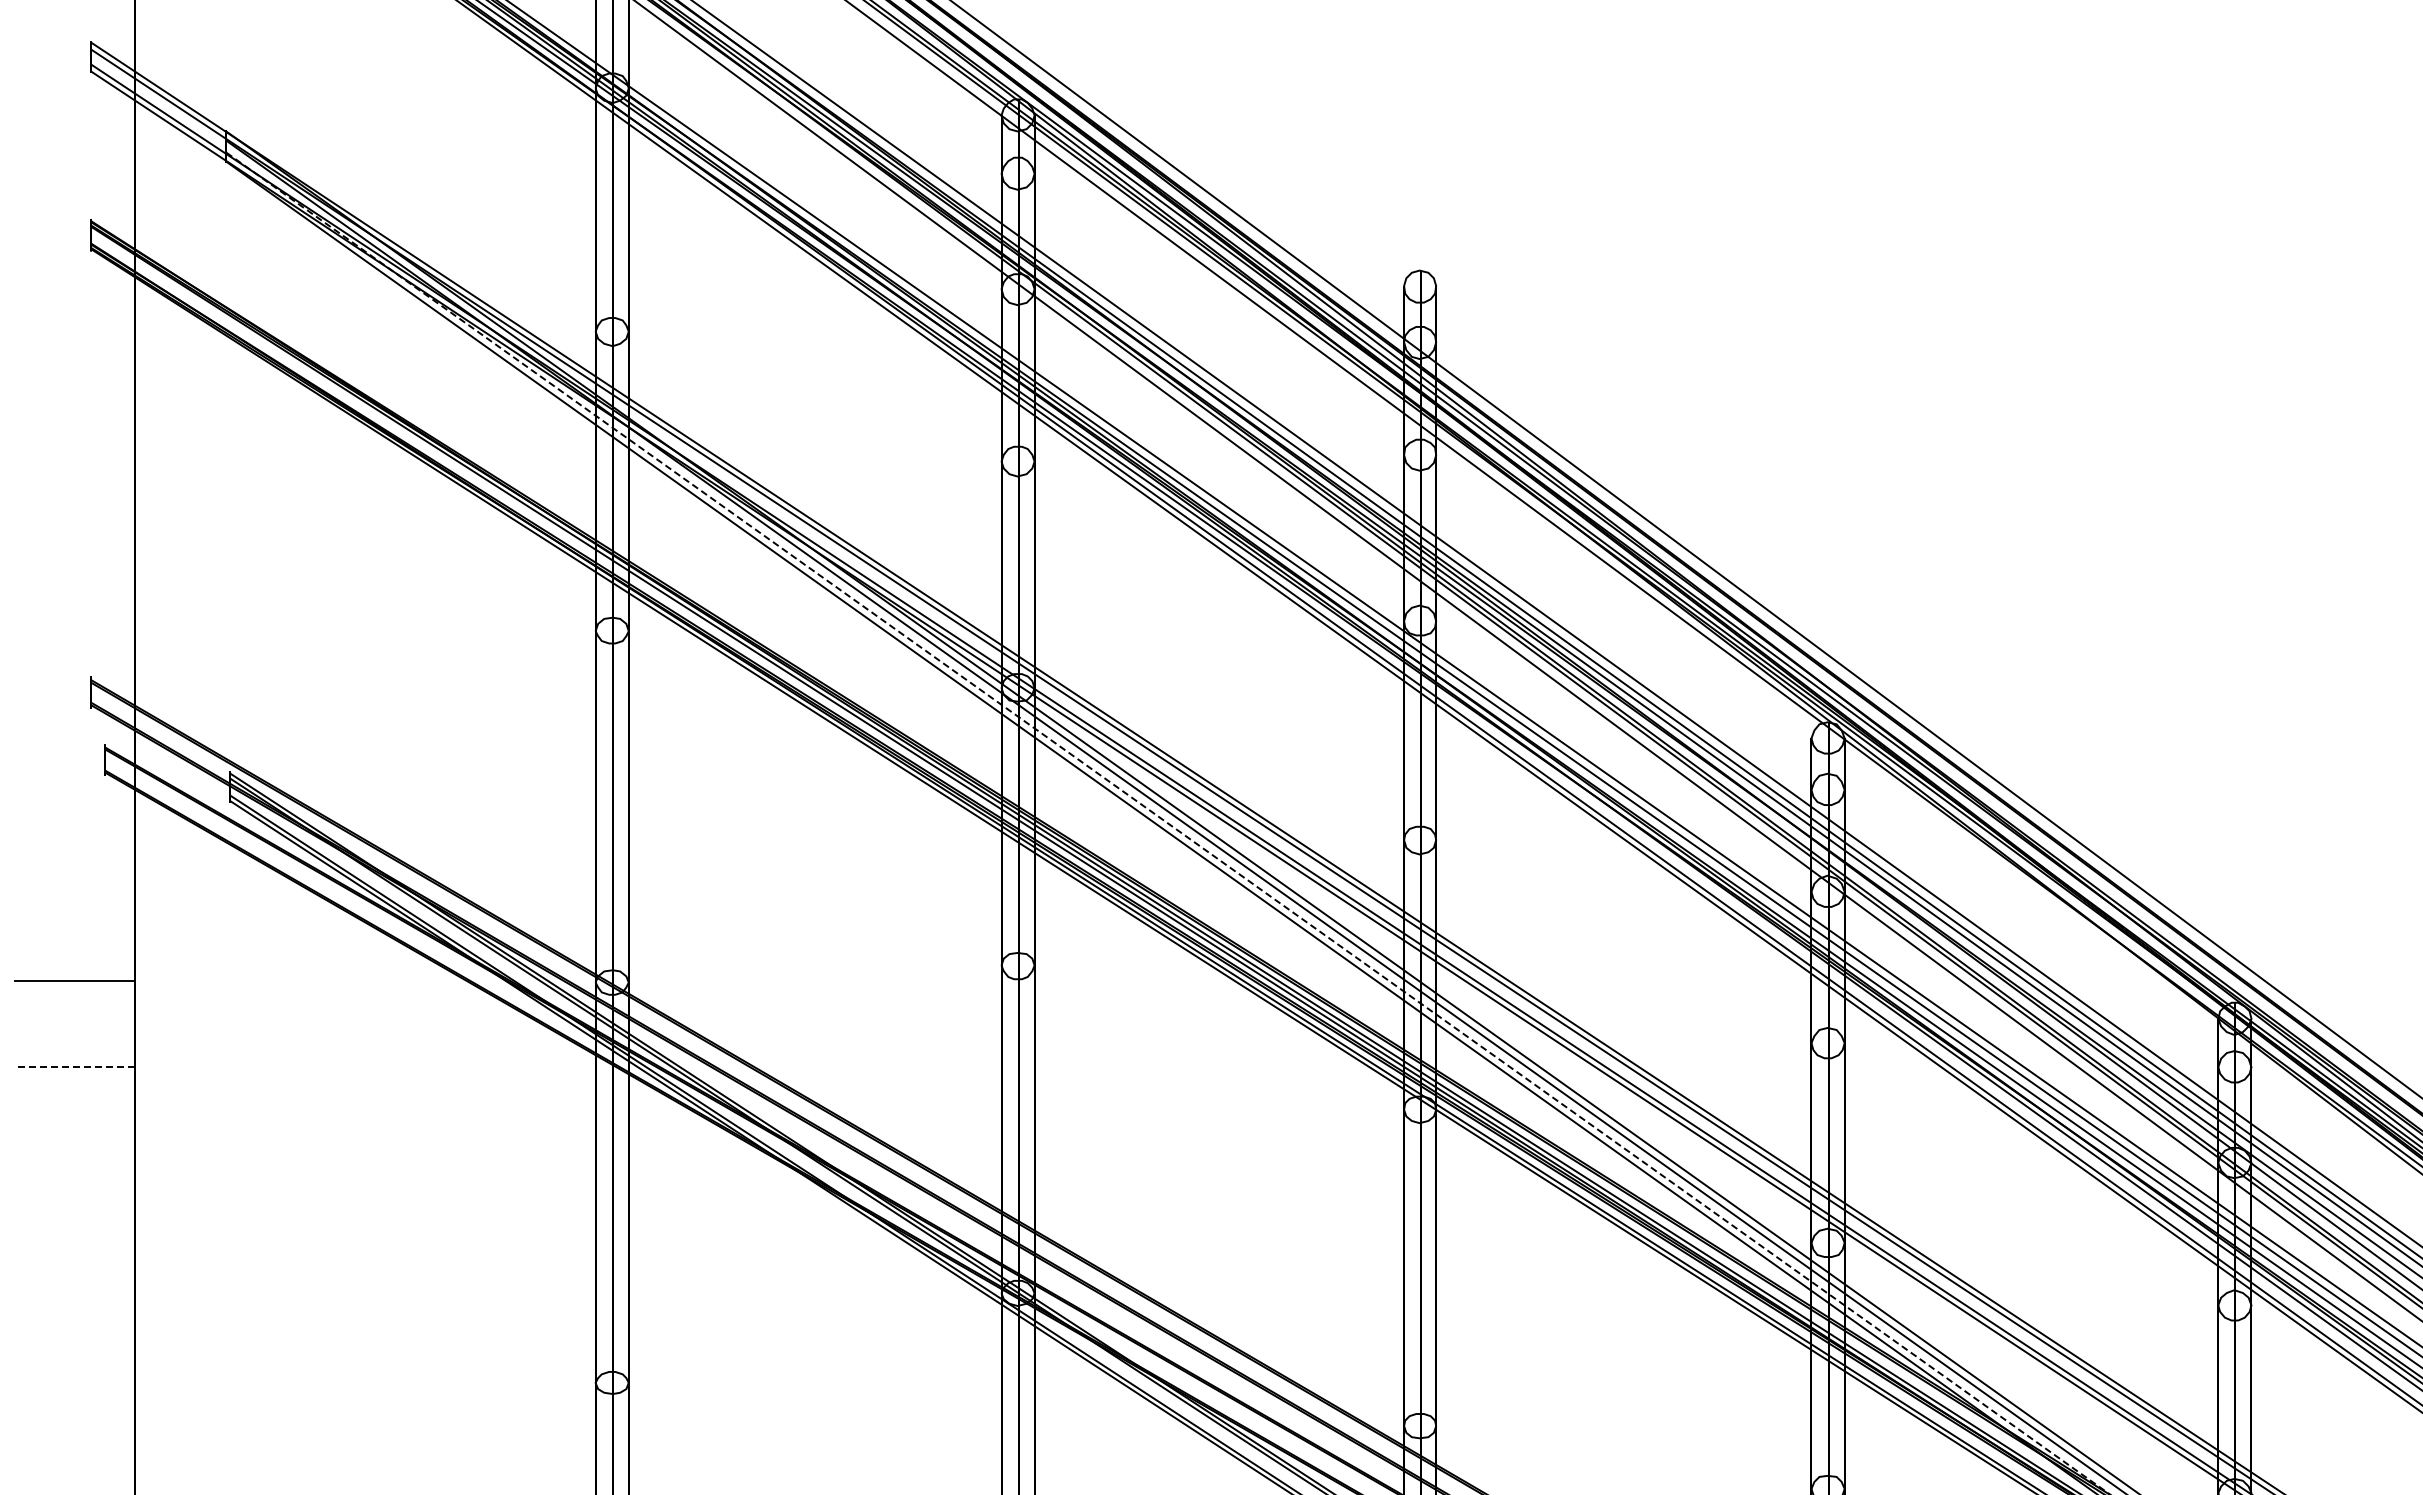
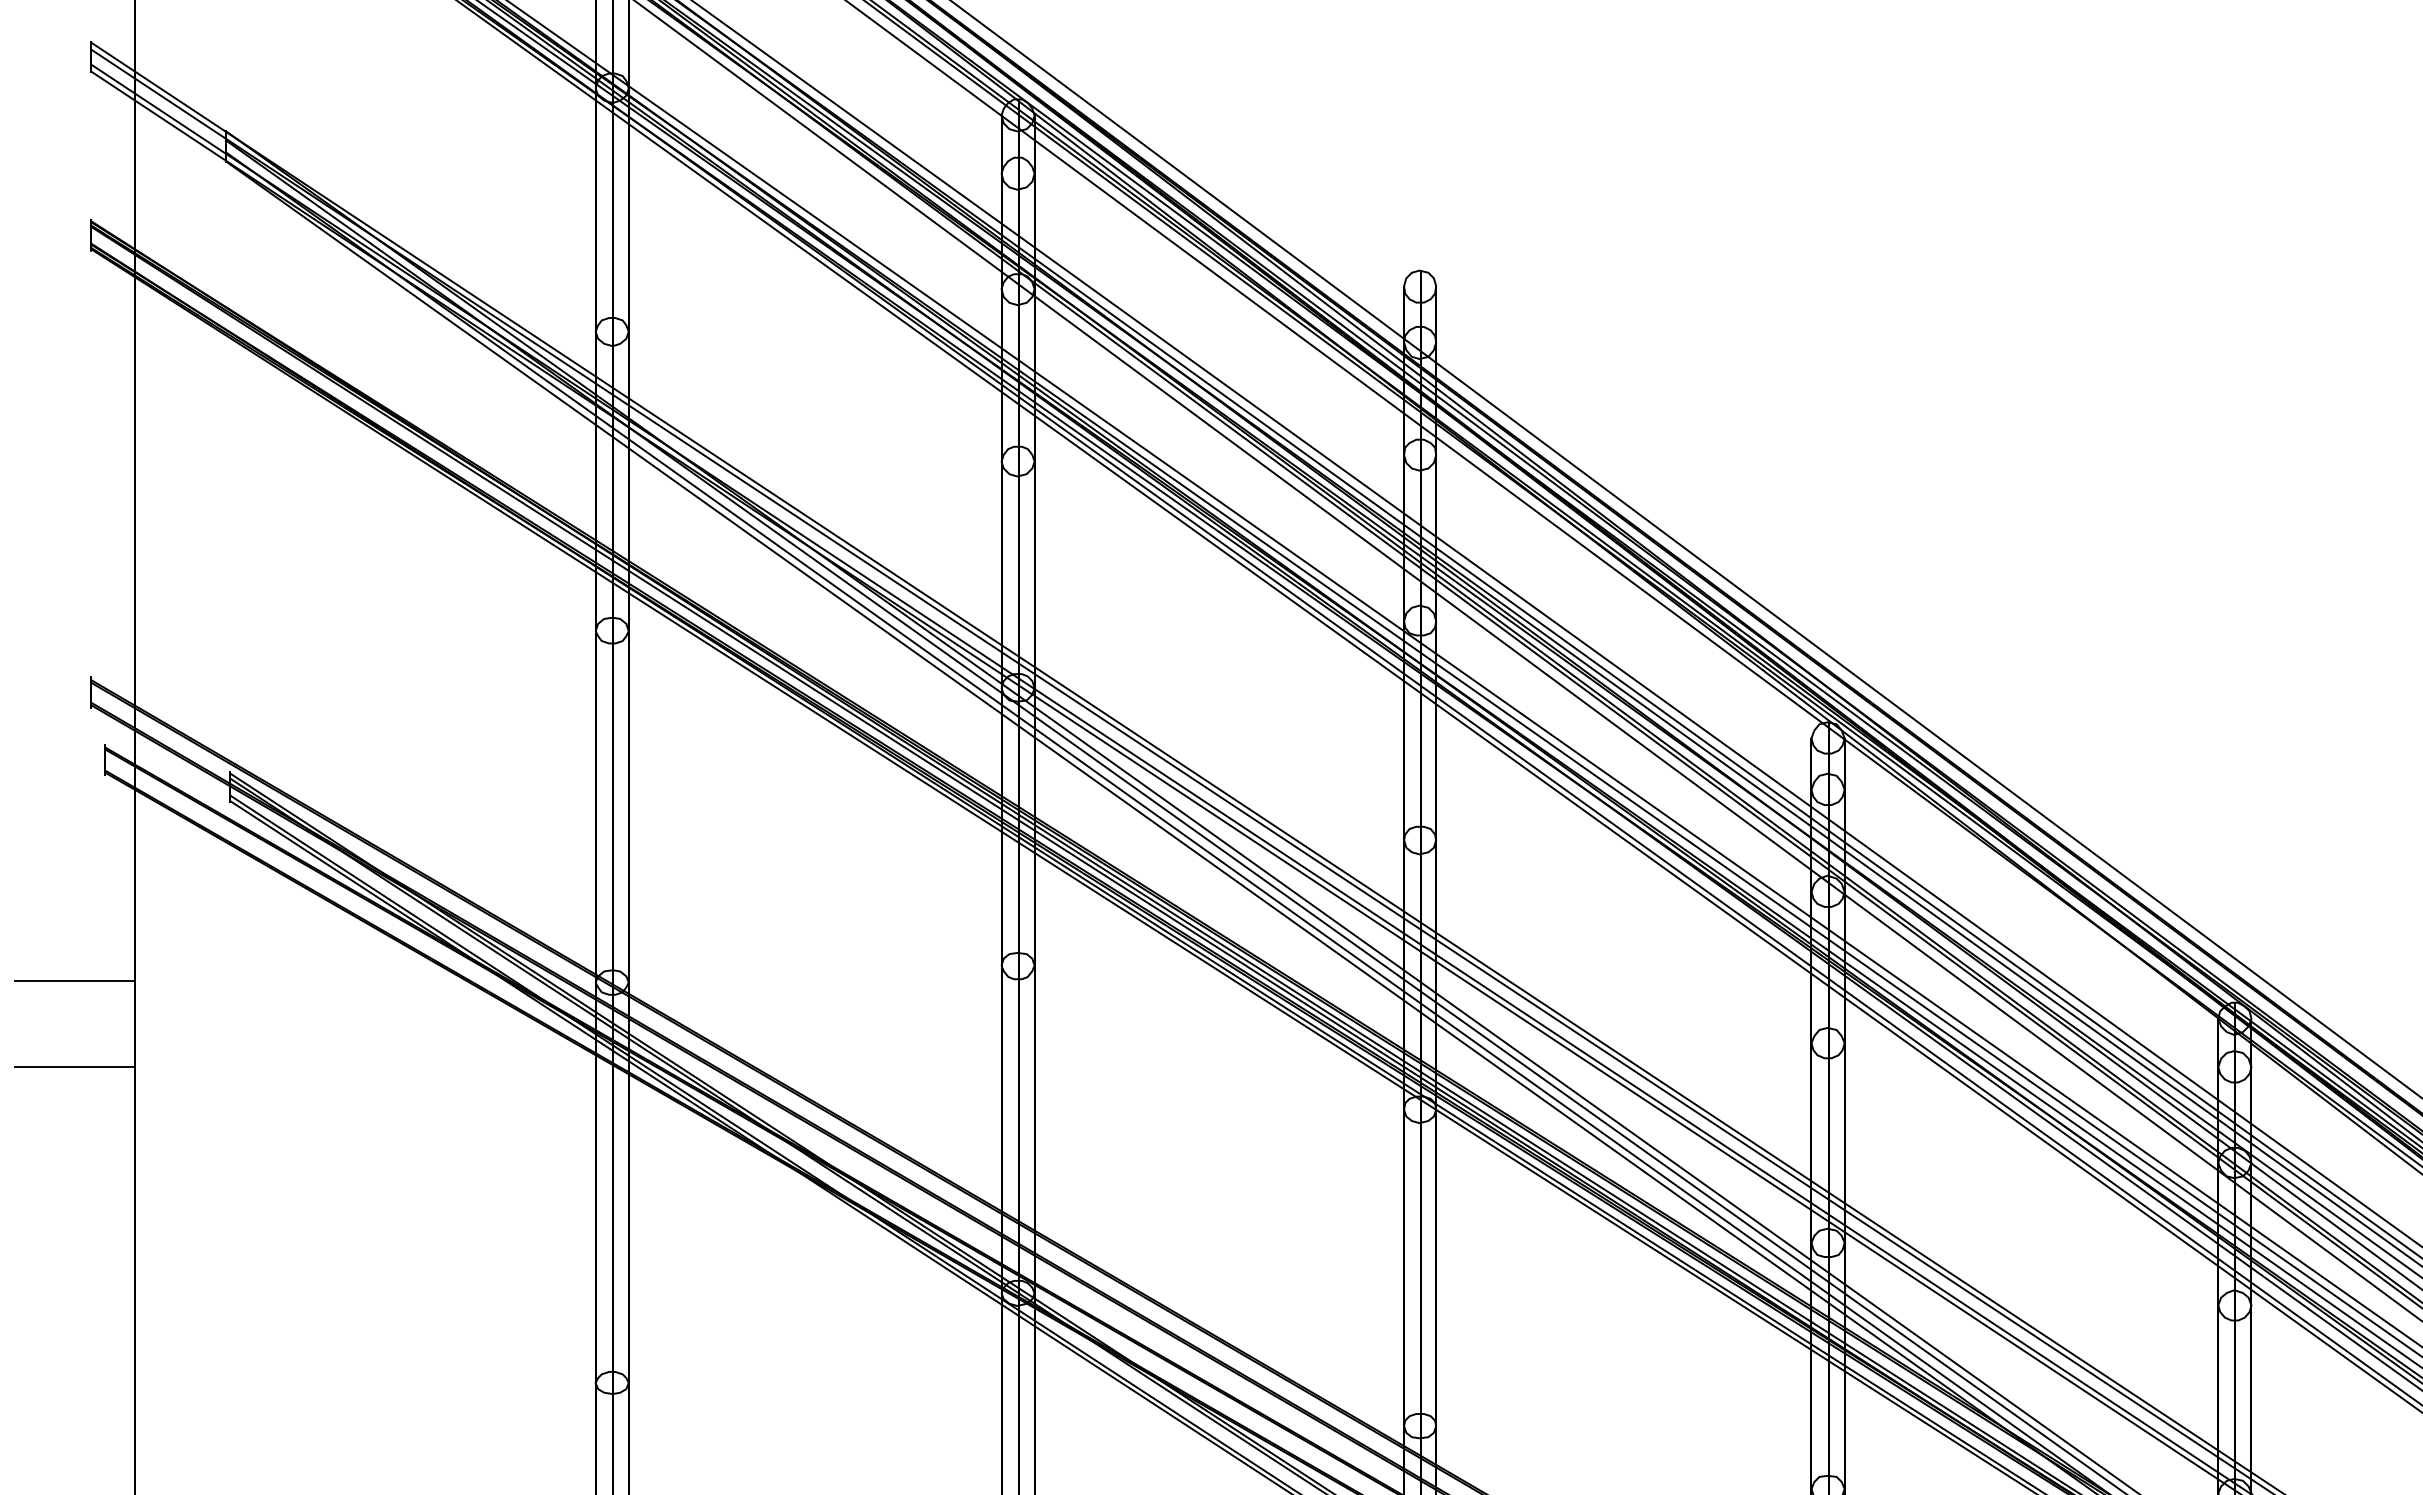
line: dashed -> solid (1168, 823)
line: dashed -> solid (74, 1067)
